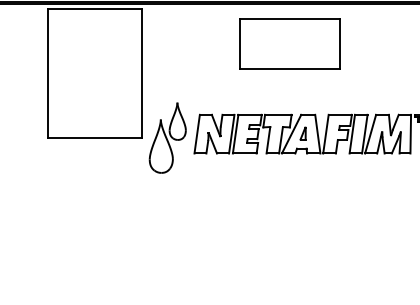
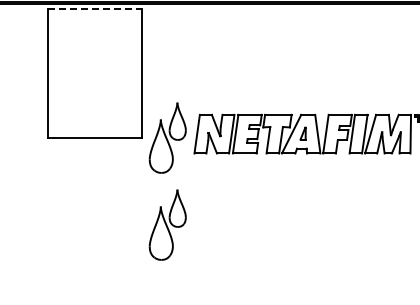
line: solid -> dashed (95, 8)
part: present -> none (289, 43)
part: none -> present (167, 224)
